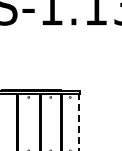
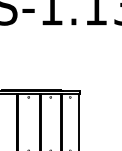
line: dashed -> solid (78, 121)
